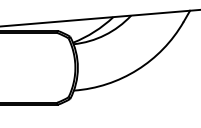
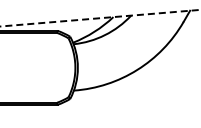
line: solid -> dashed (100, 18)
